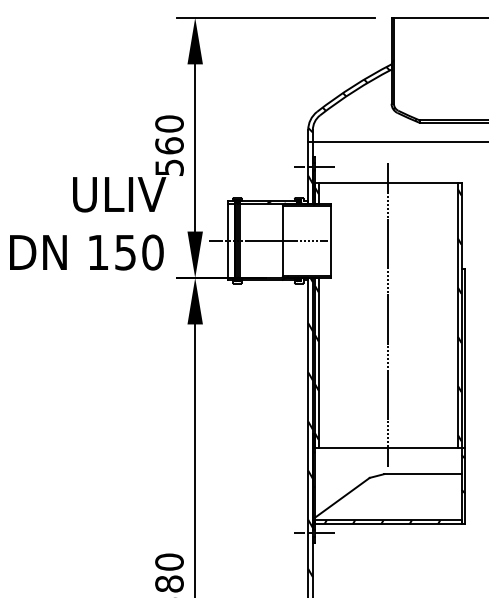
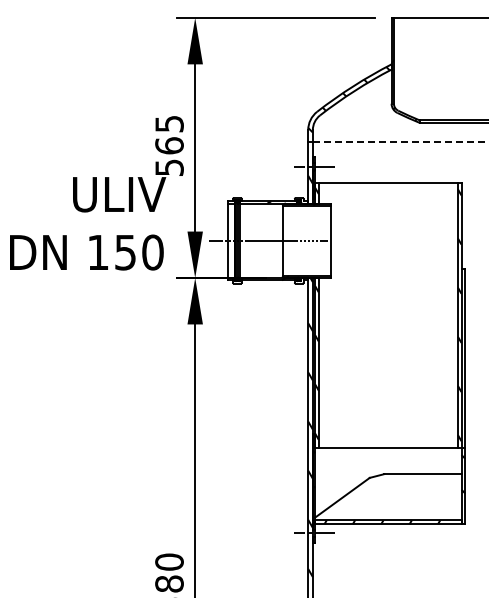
text: 560 -> 565 (169, 123)
line: solid -> dashed (400, 142)
line: present -> none (388, 314)
